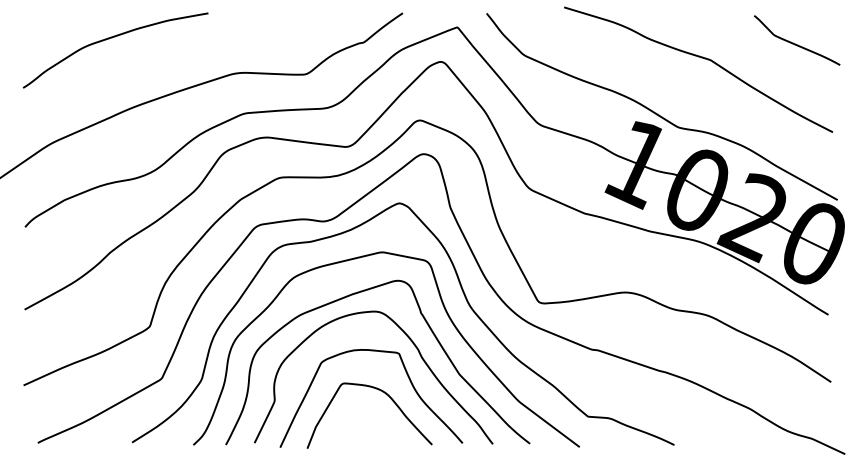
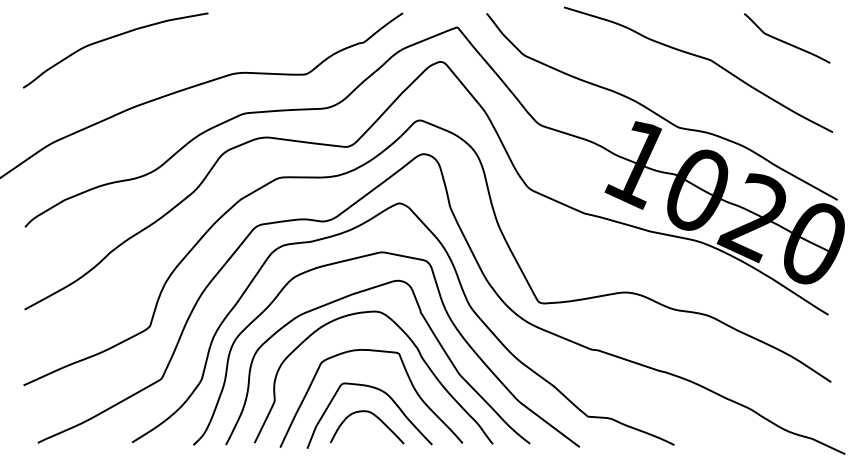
curve position: (795, 43) -> (785, 41) (785, 41)
curve: none -> present (374, 416)
